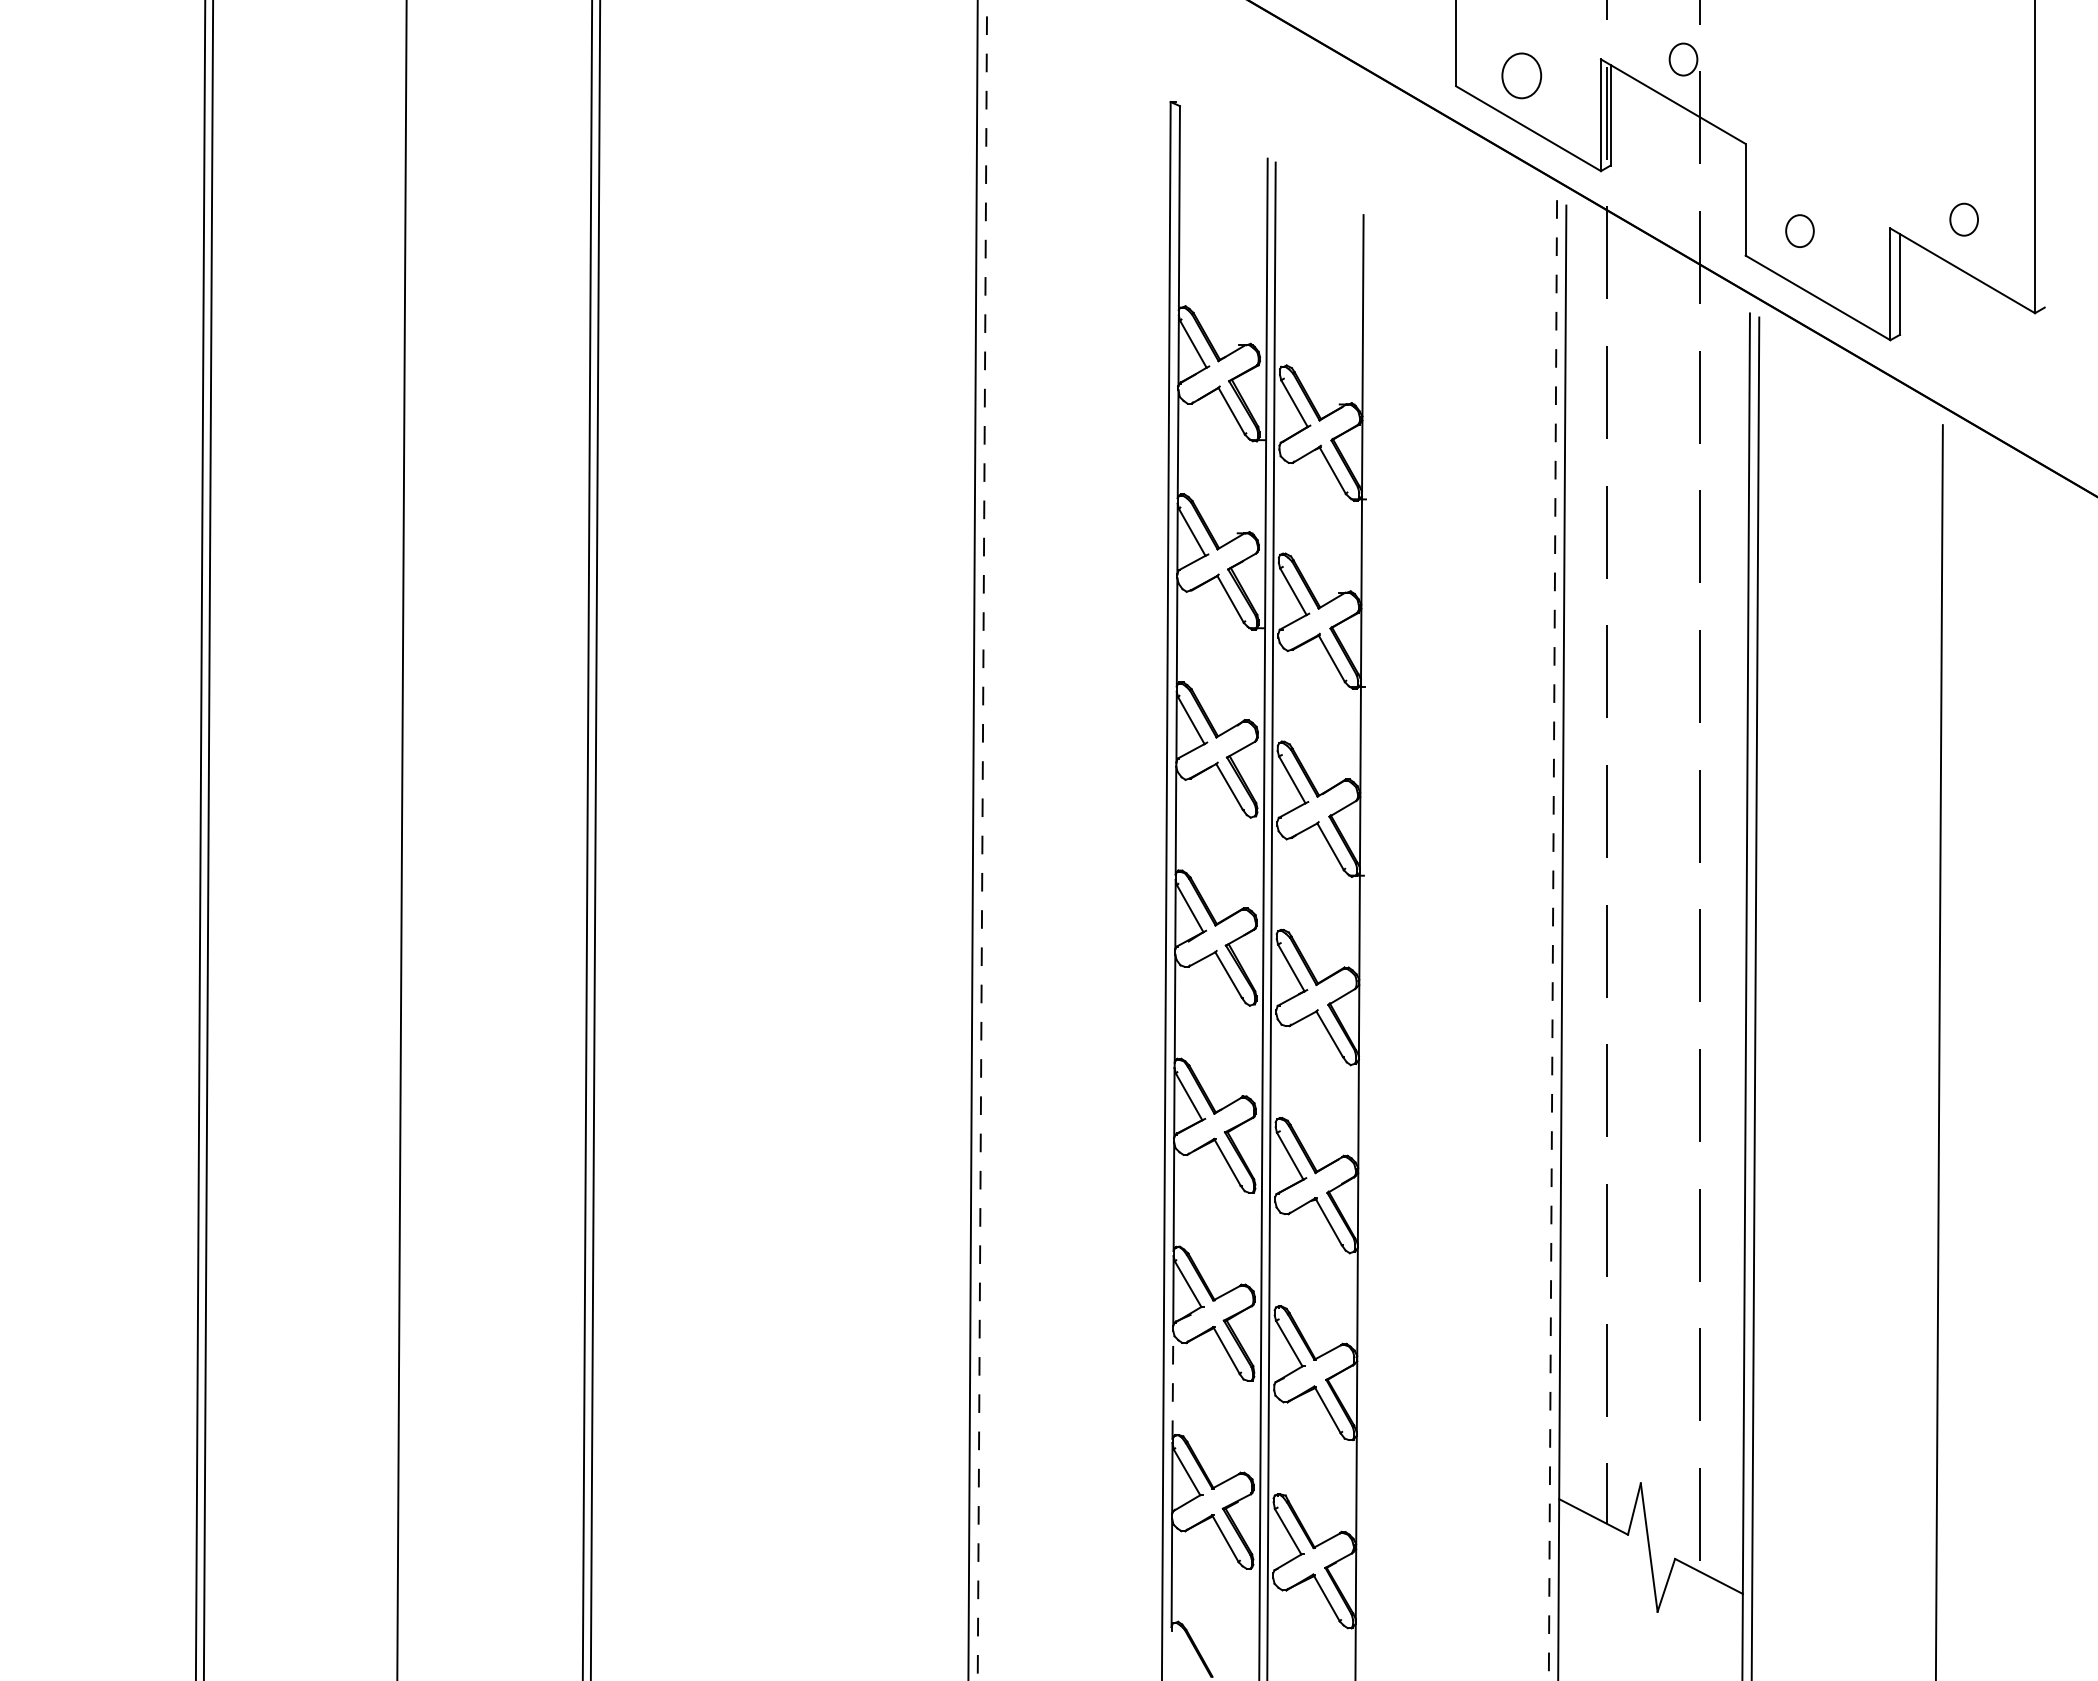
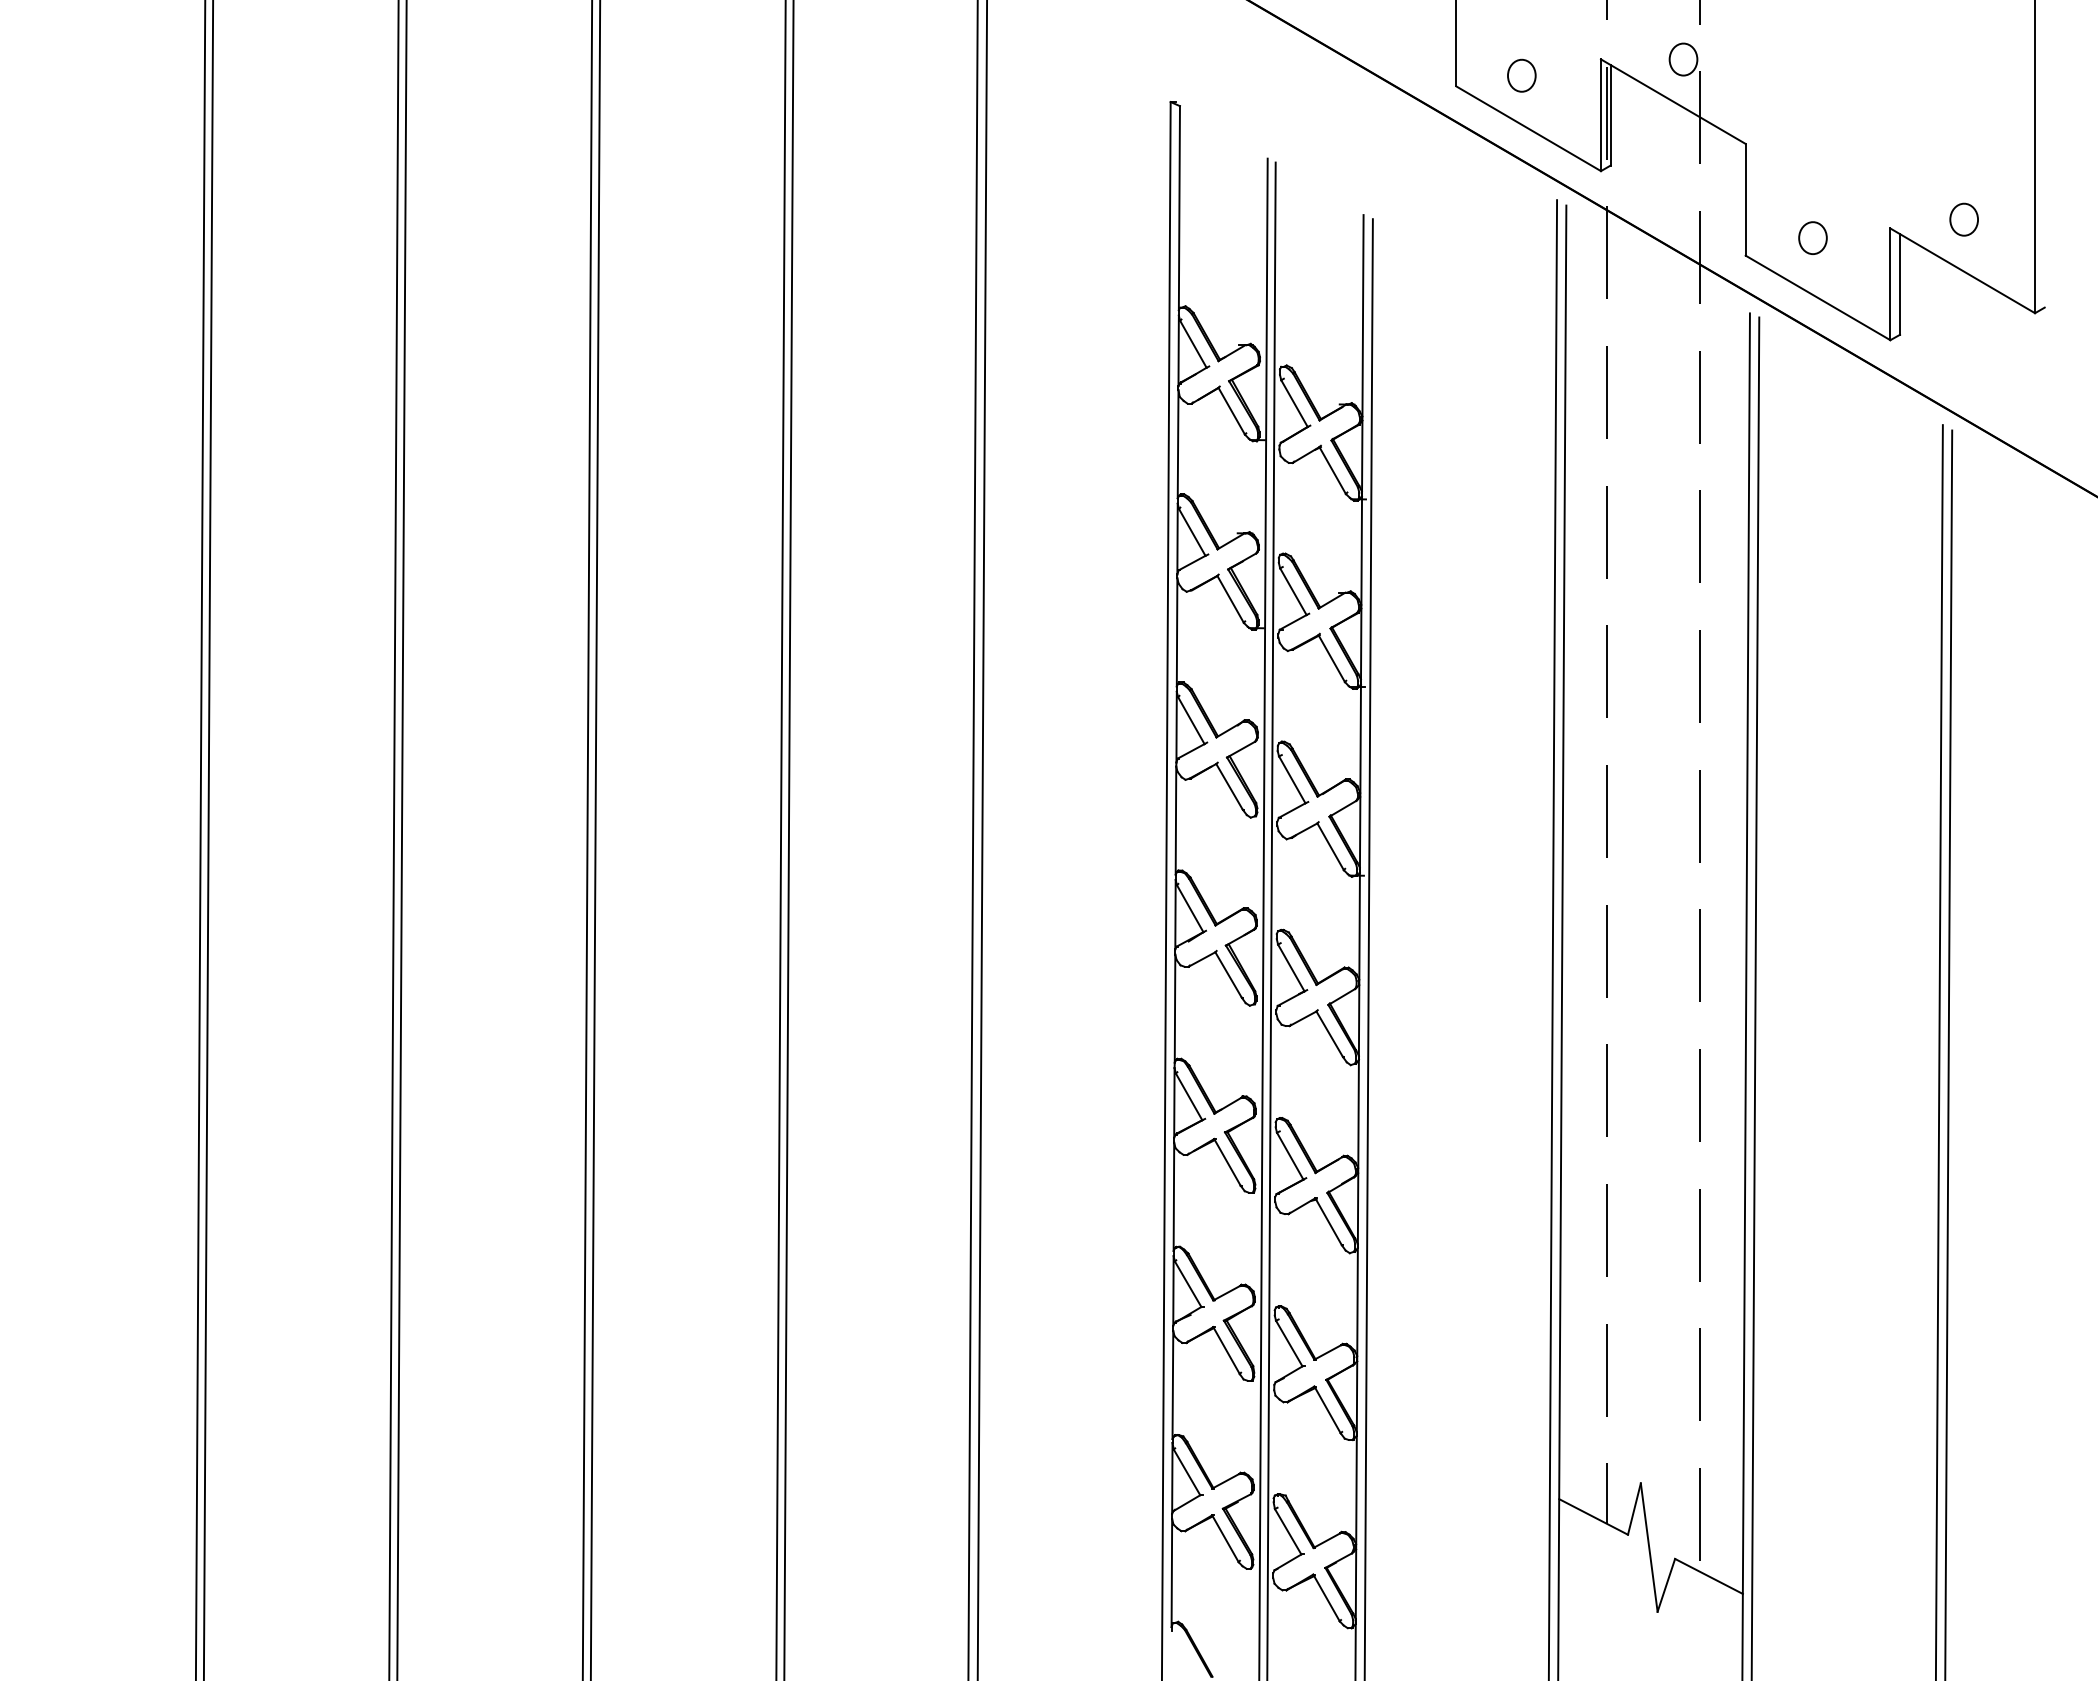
circle size: 42x48 px -> 30x35 px (1521, 75)
circle position: (1799, 230) -> (1812, 237) (1812, 237)
line: none -> present (393, 839)
line: none -> present (780, 839)
line: none -> present (788, 839)
line: dashed -> solid (982, 840)
line: dashed -> solid (1552, 940)
line: none -> present (1368, 948)
line: none -> present (1948, 1053)
line: dashed -> solid (1172, 1384)
